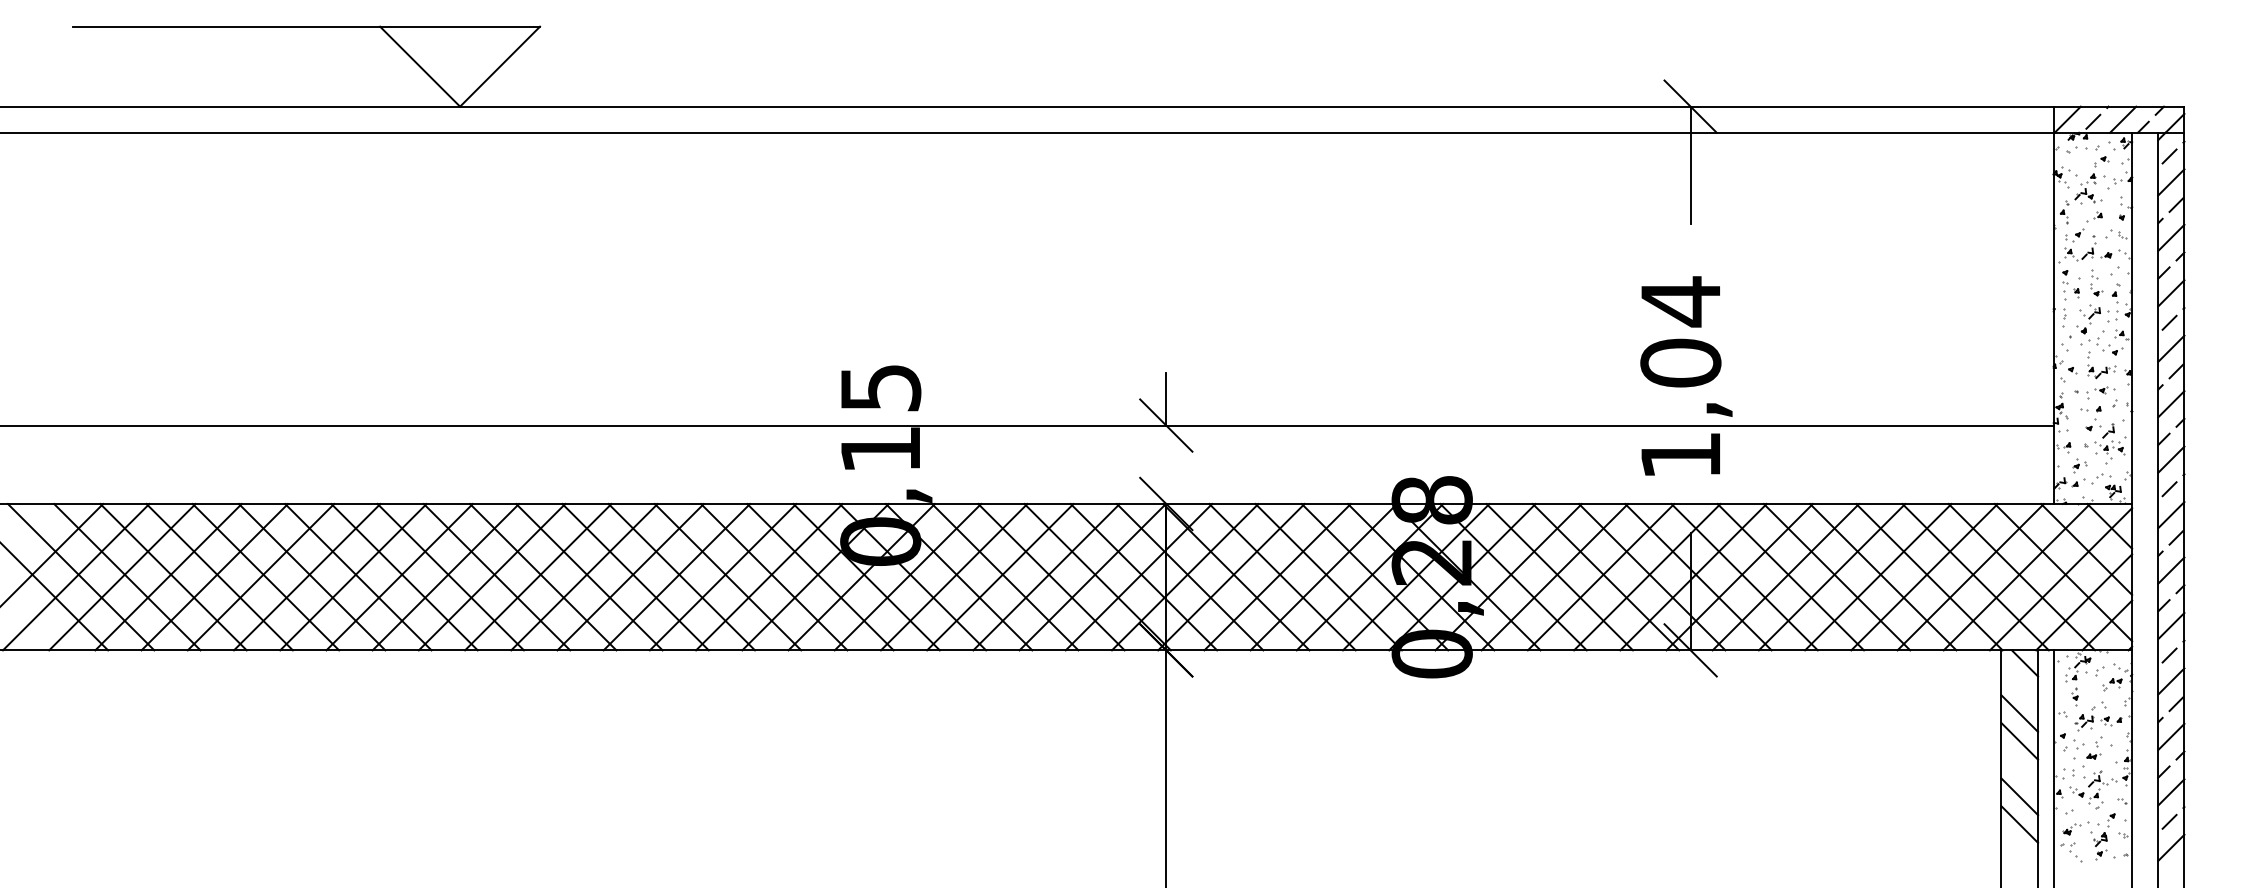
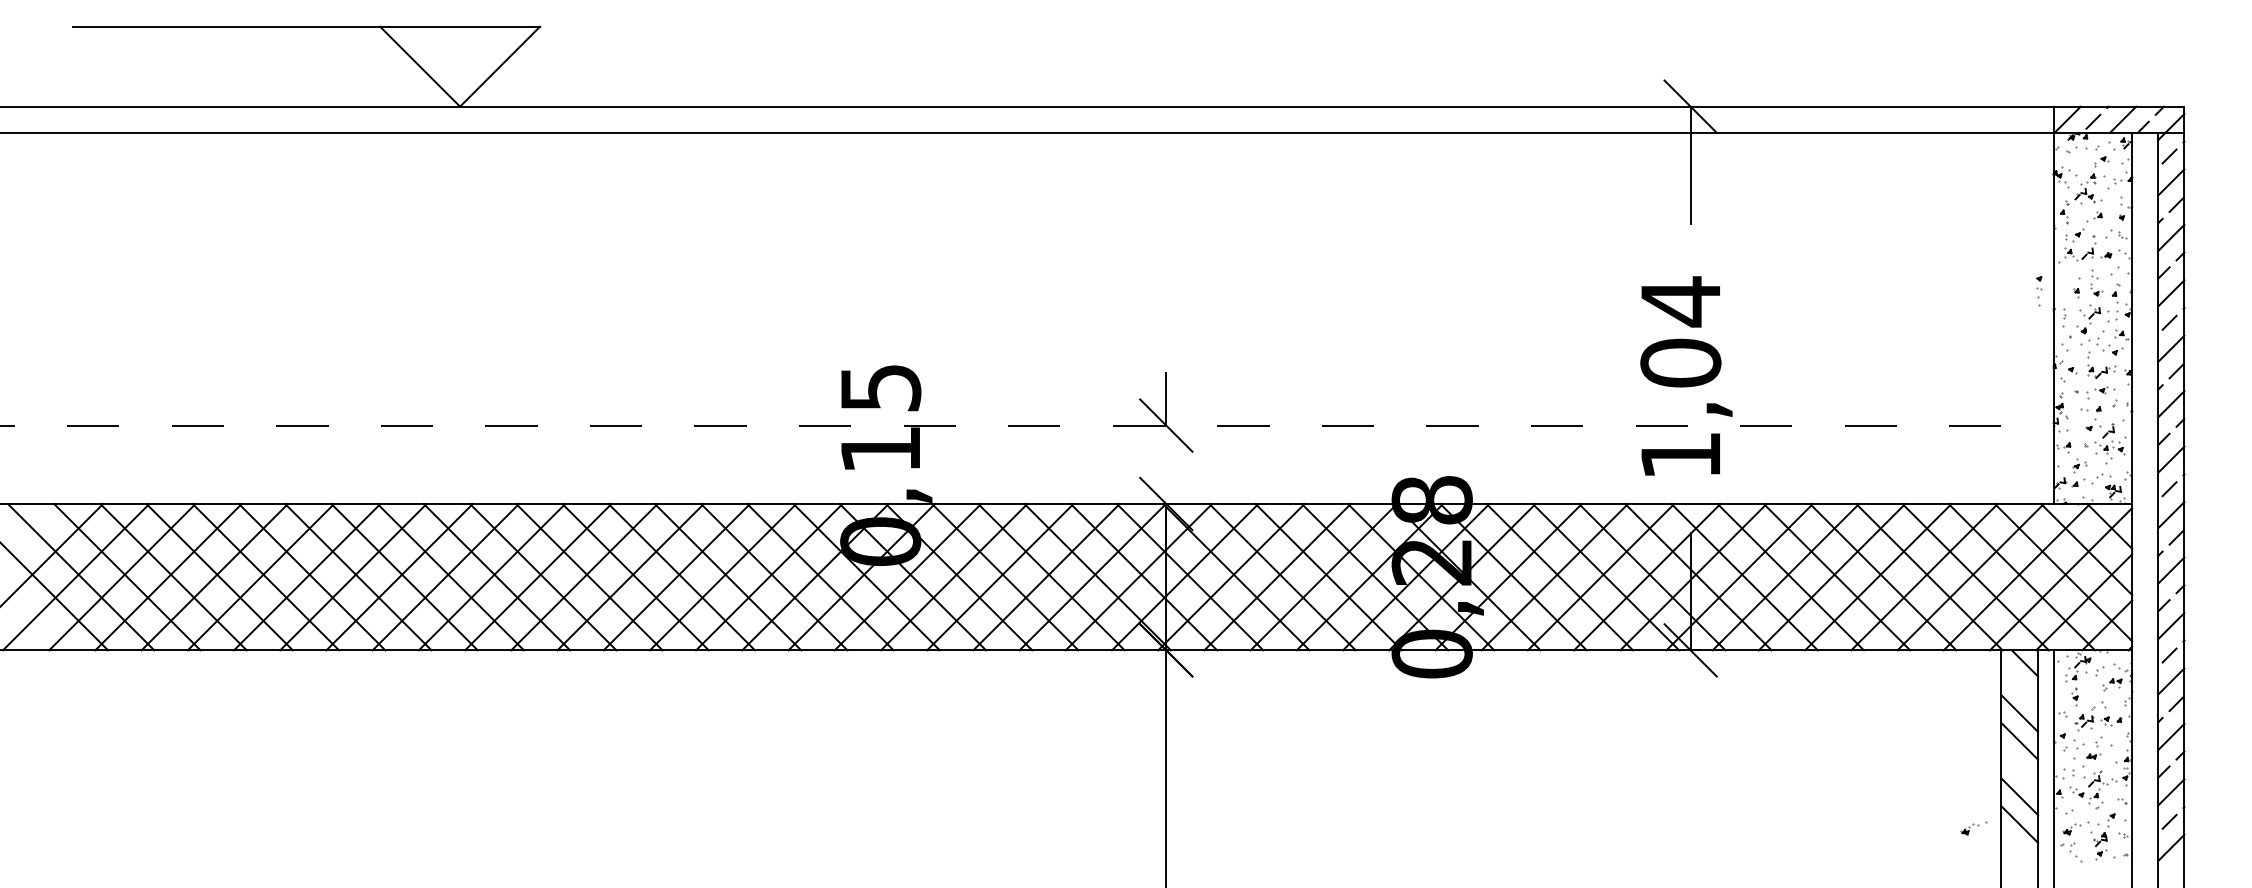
part position: (2065, 285) -> (2039, 291) (2039, 291)
line: solid -> dashed (1027, 425)
part: none -> present (1973, 828)
